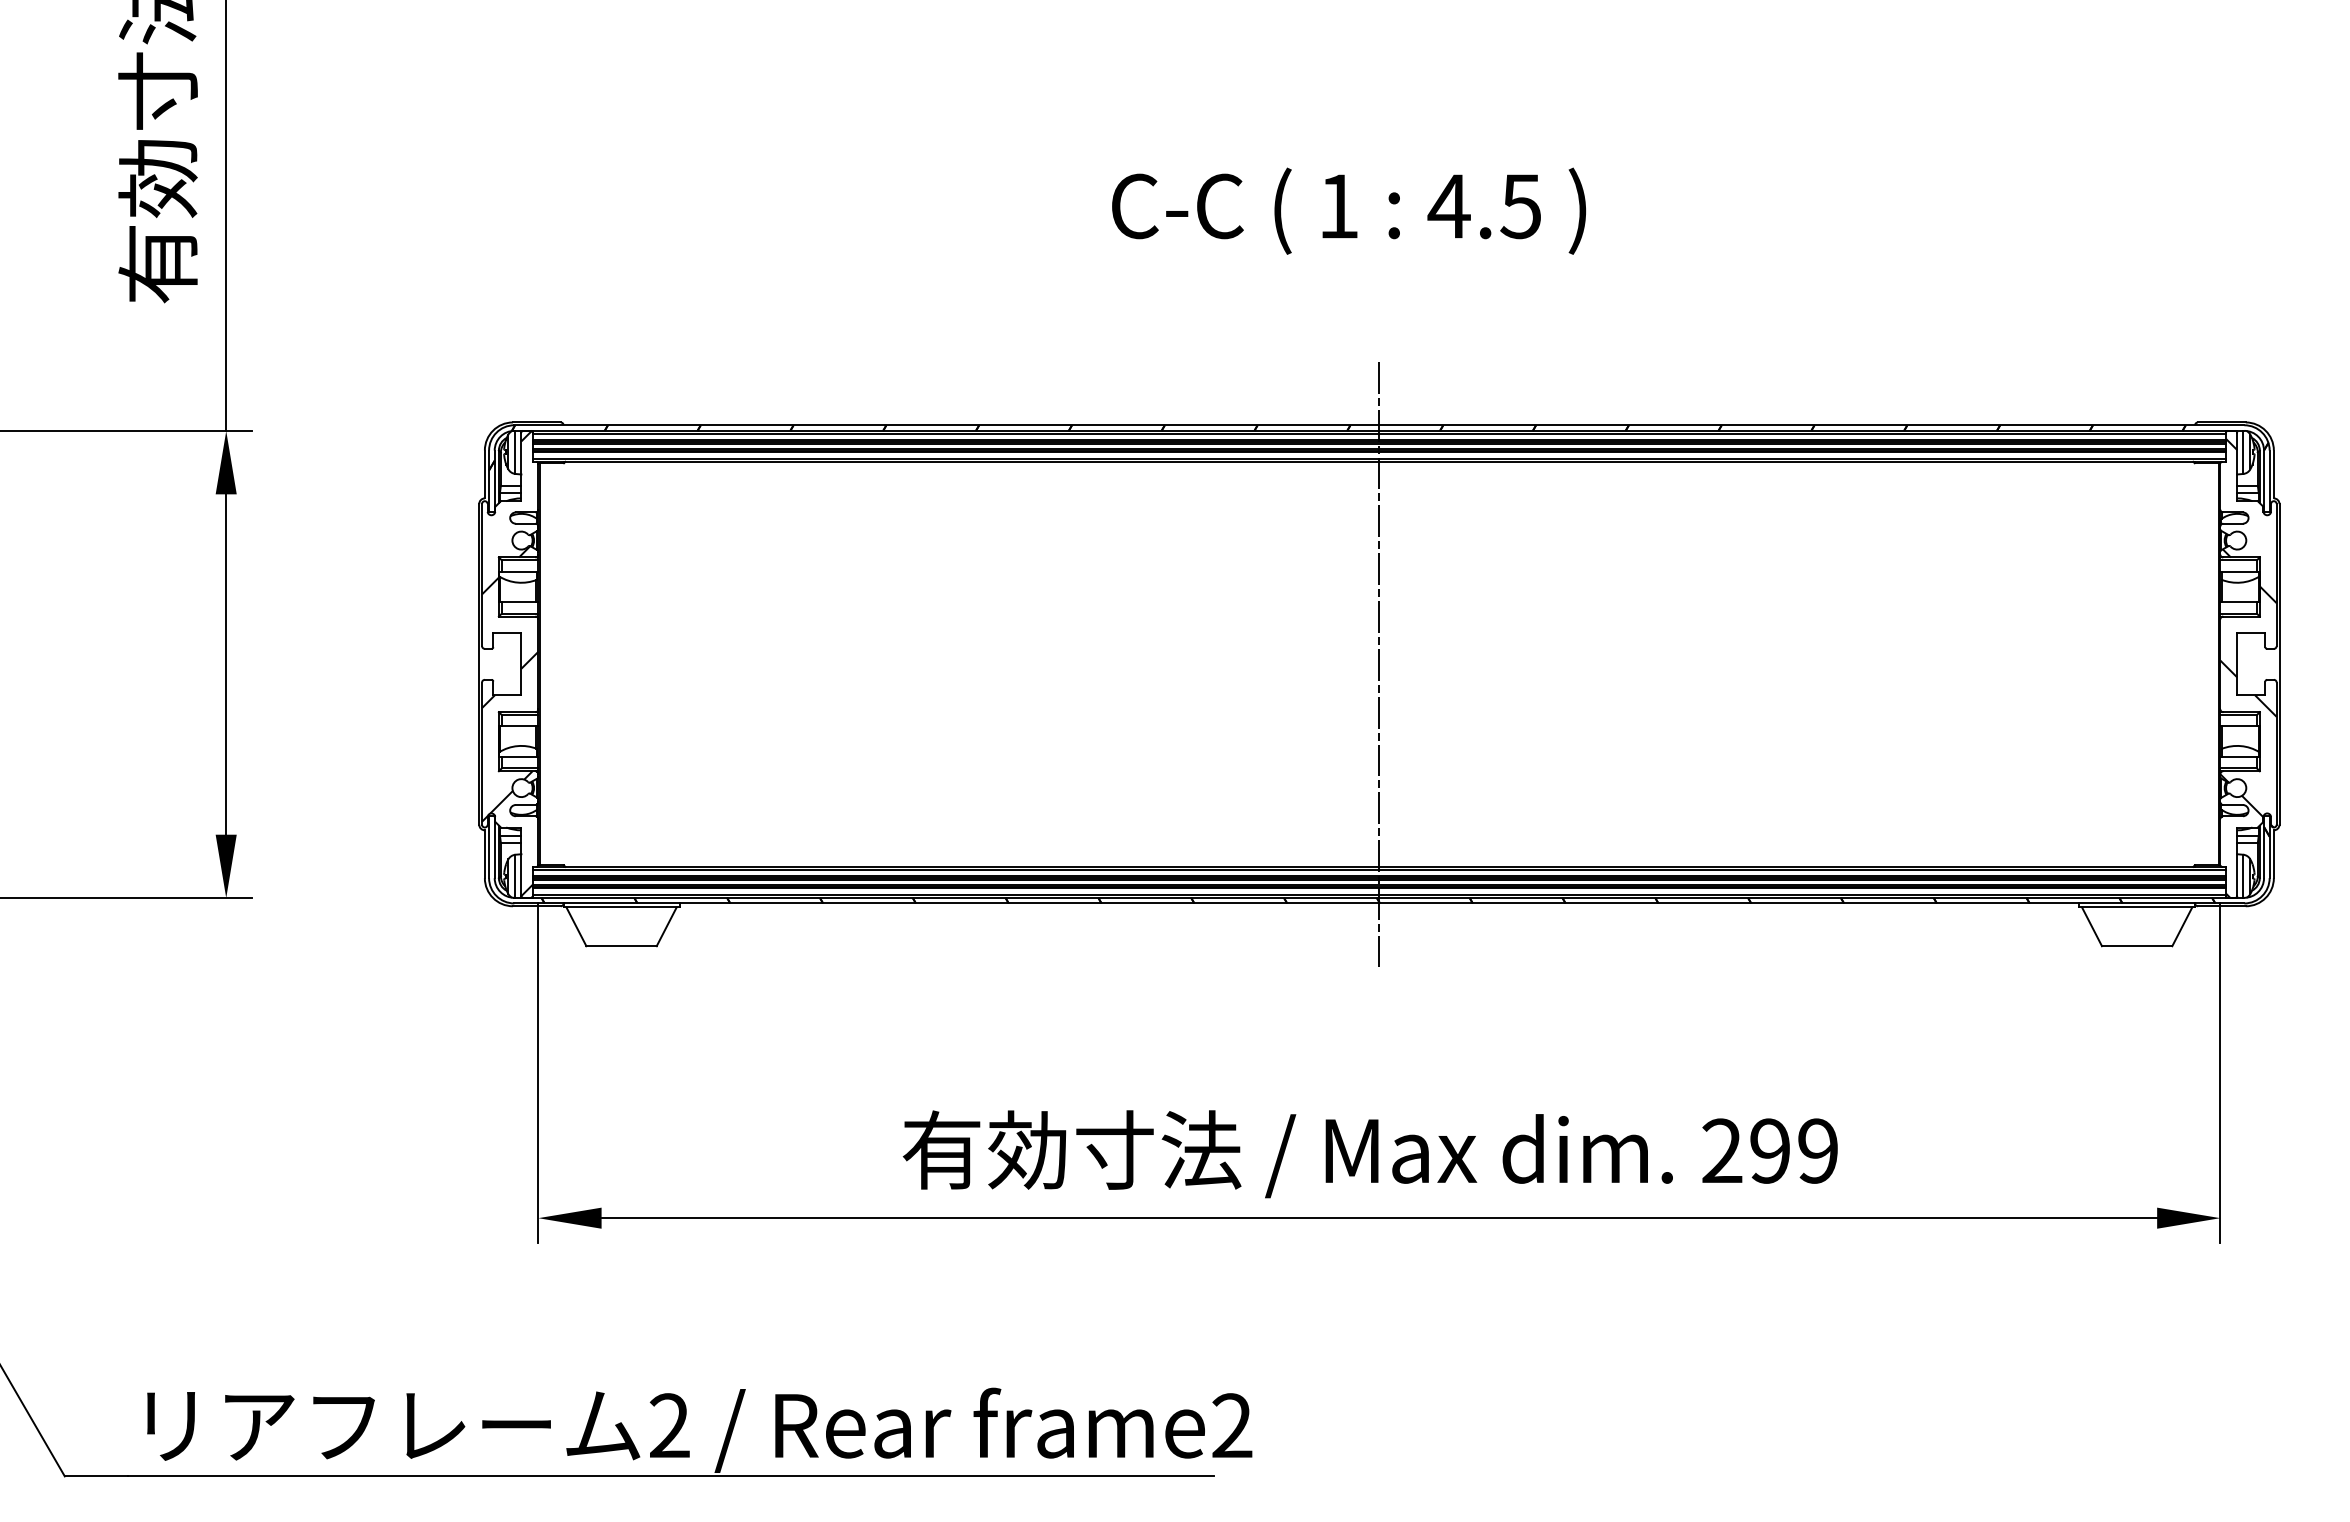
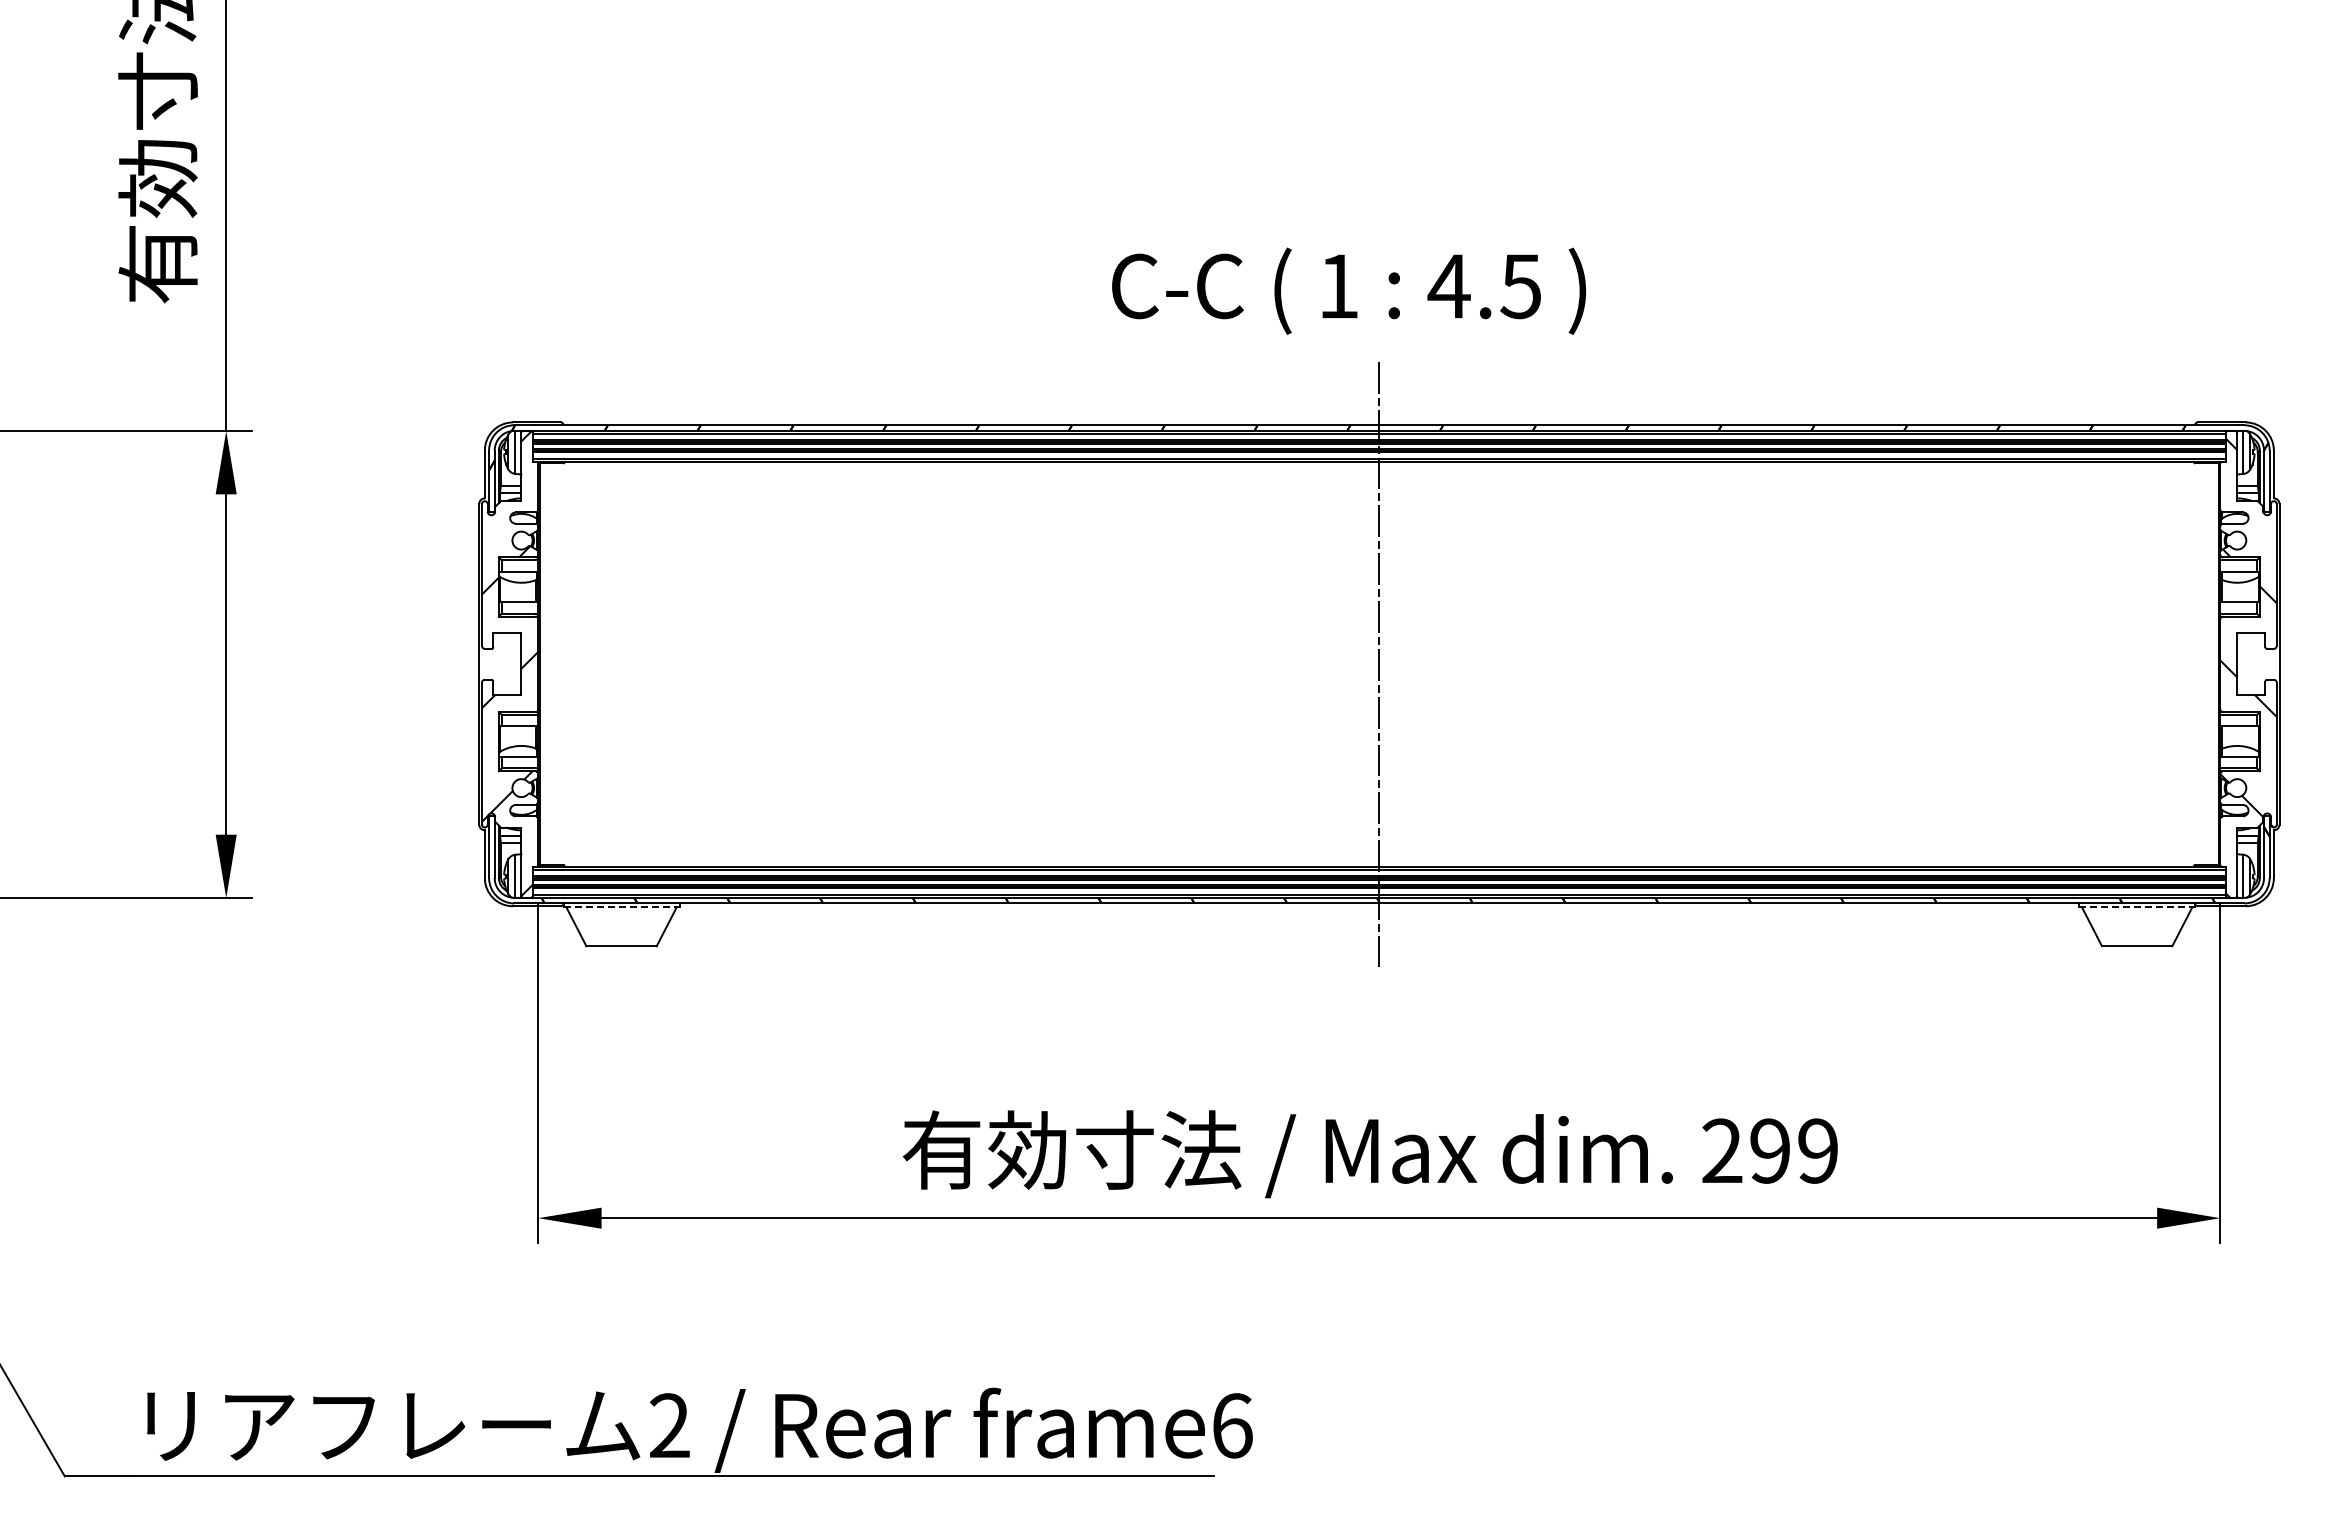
text position: (1348, 210) -> (1348, 290) (1348, 290)
line: solid -> dashed (621, 907)
line: solid -> dashed (2137, 907)
text: frame2 -> frame6 (1232, 1425)
